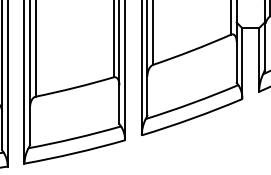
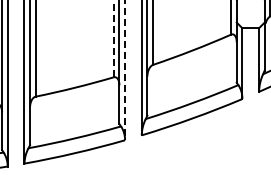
line: solid -> dashed (113, 38)
line: solid -> dashed (125, 70)
